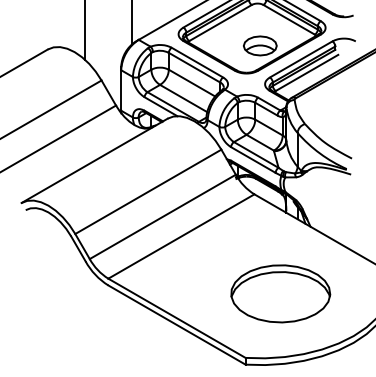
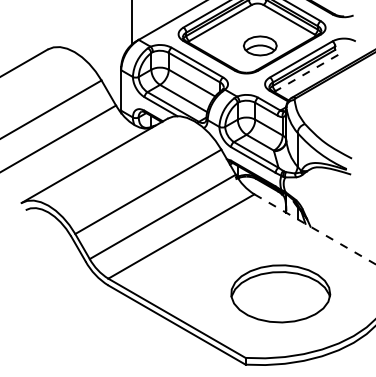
line: present -> none (85, 30)
line: solid -> dashed (306, 73)
line: solid -> dashed (314, 229)
